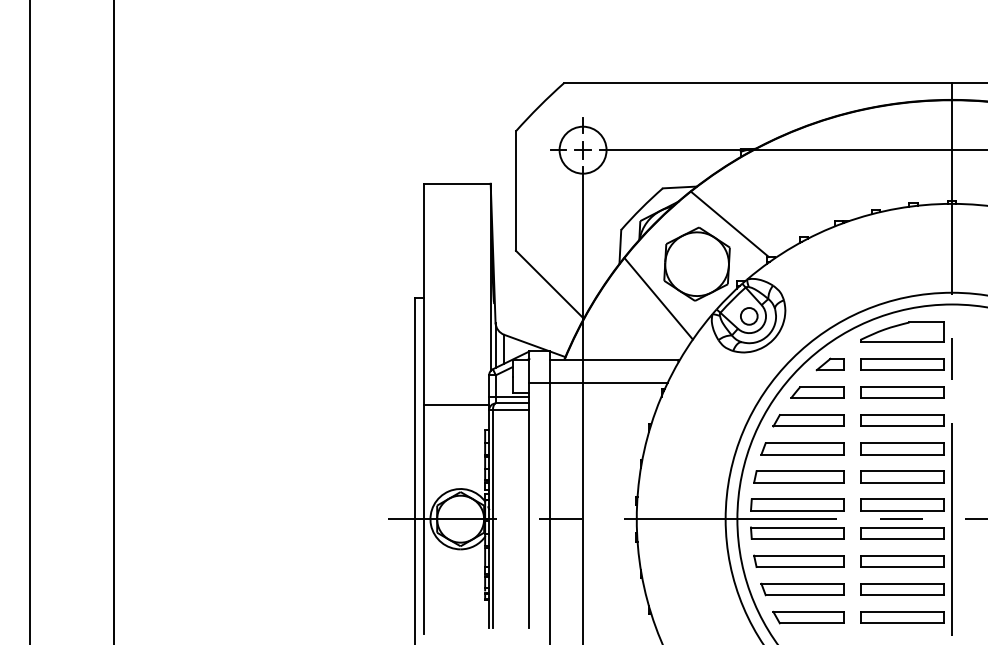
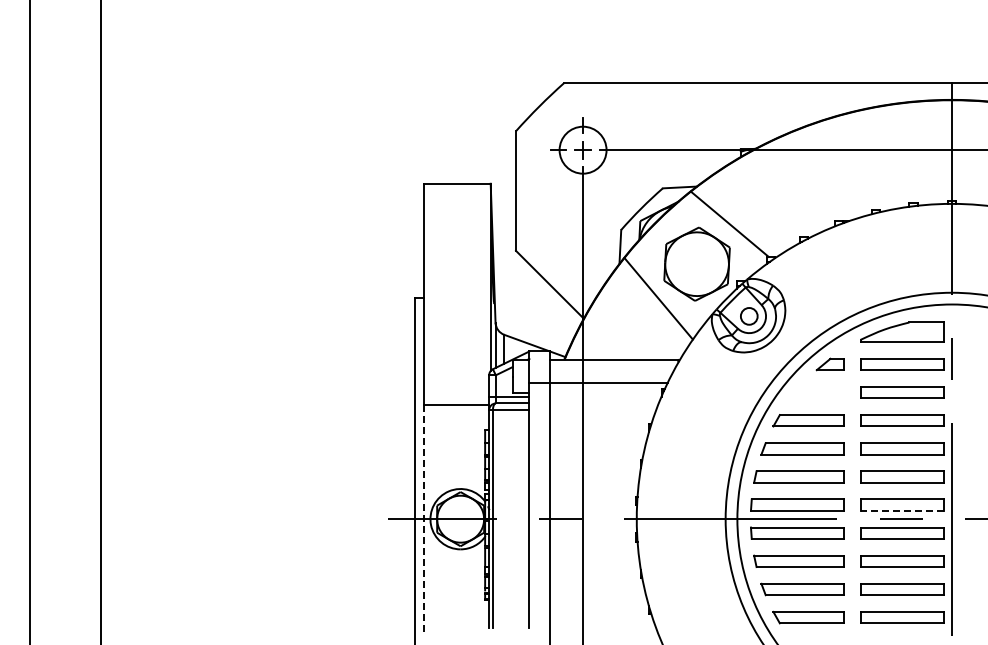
line position: (113, 321) -> (100, 321) (100, 321)
part: present -> none (817, 392)
line: solid -> dashed (901, 510)
line: solid -> dashed (423, 519)
